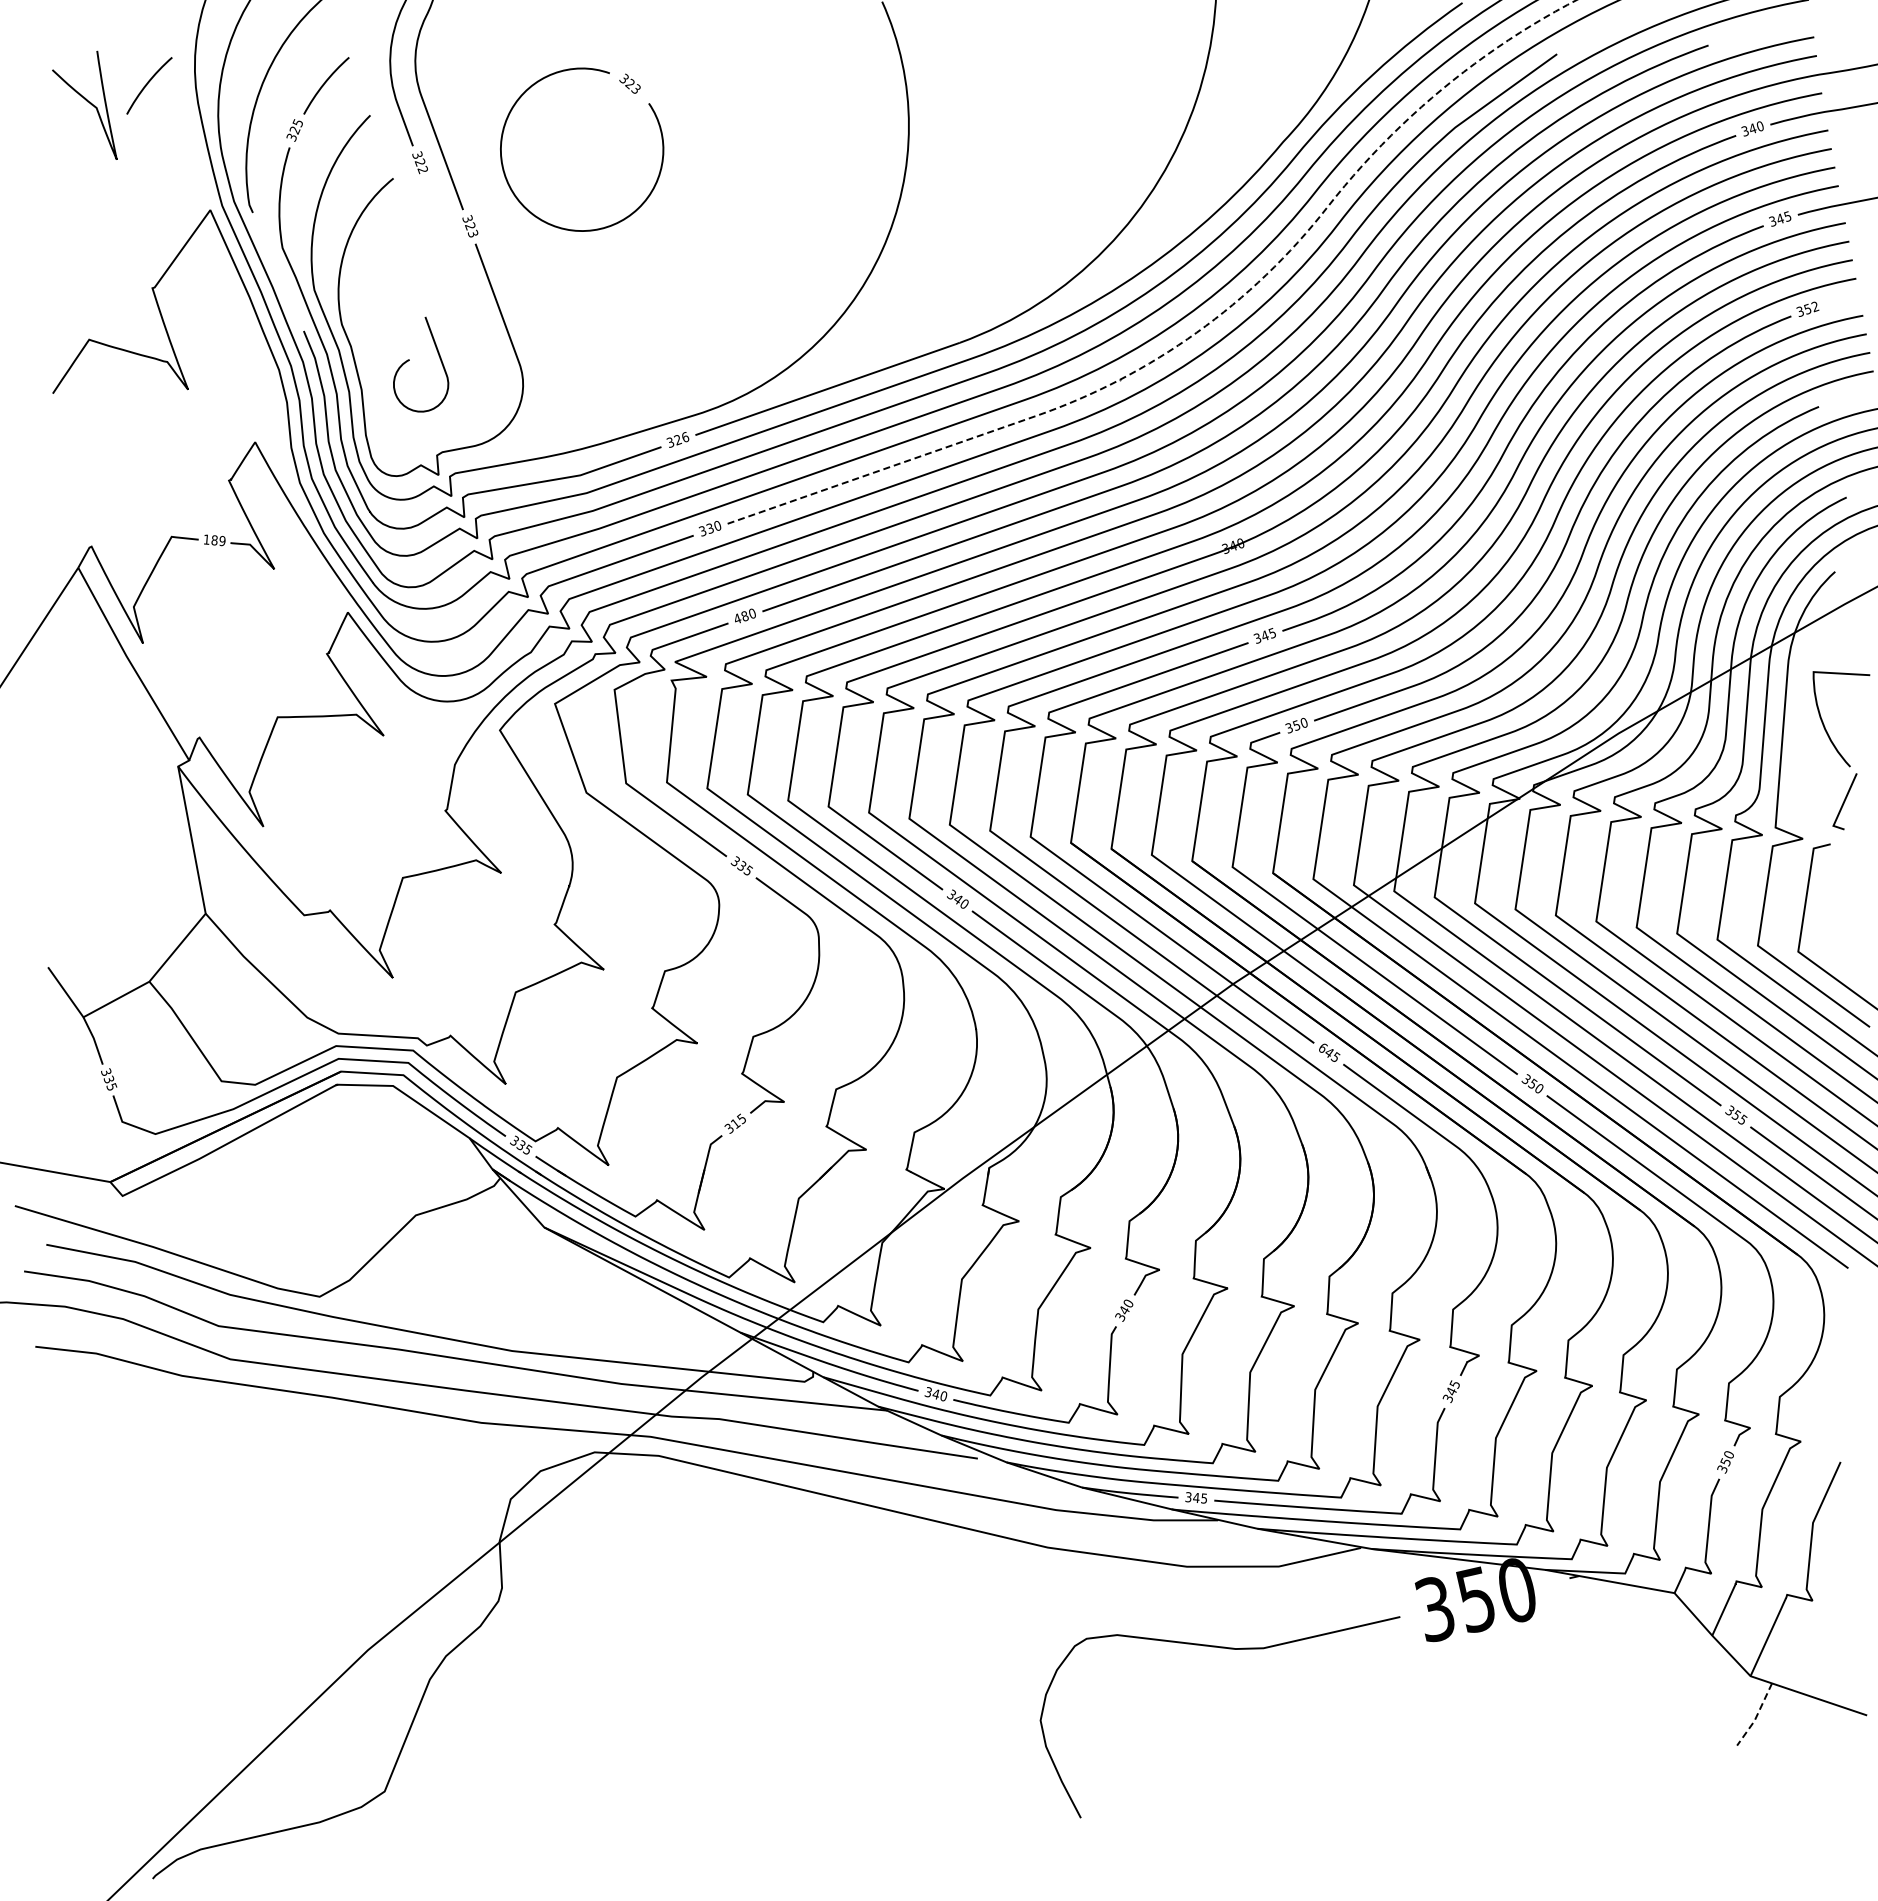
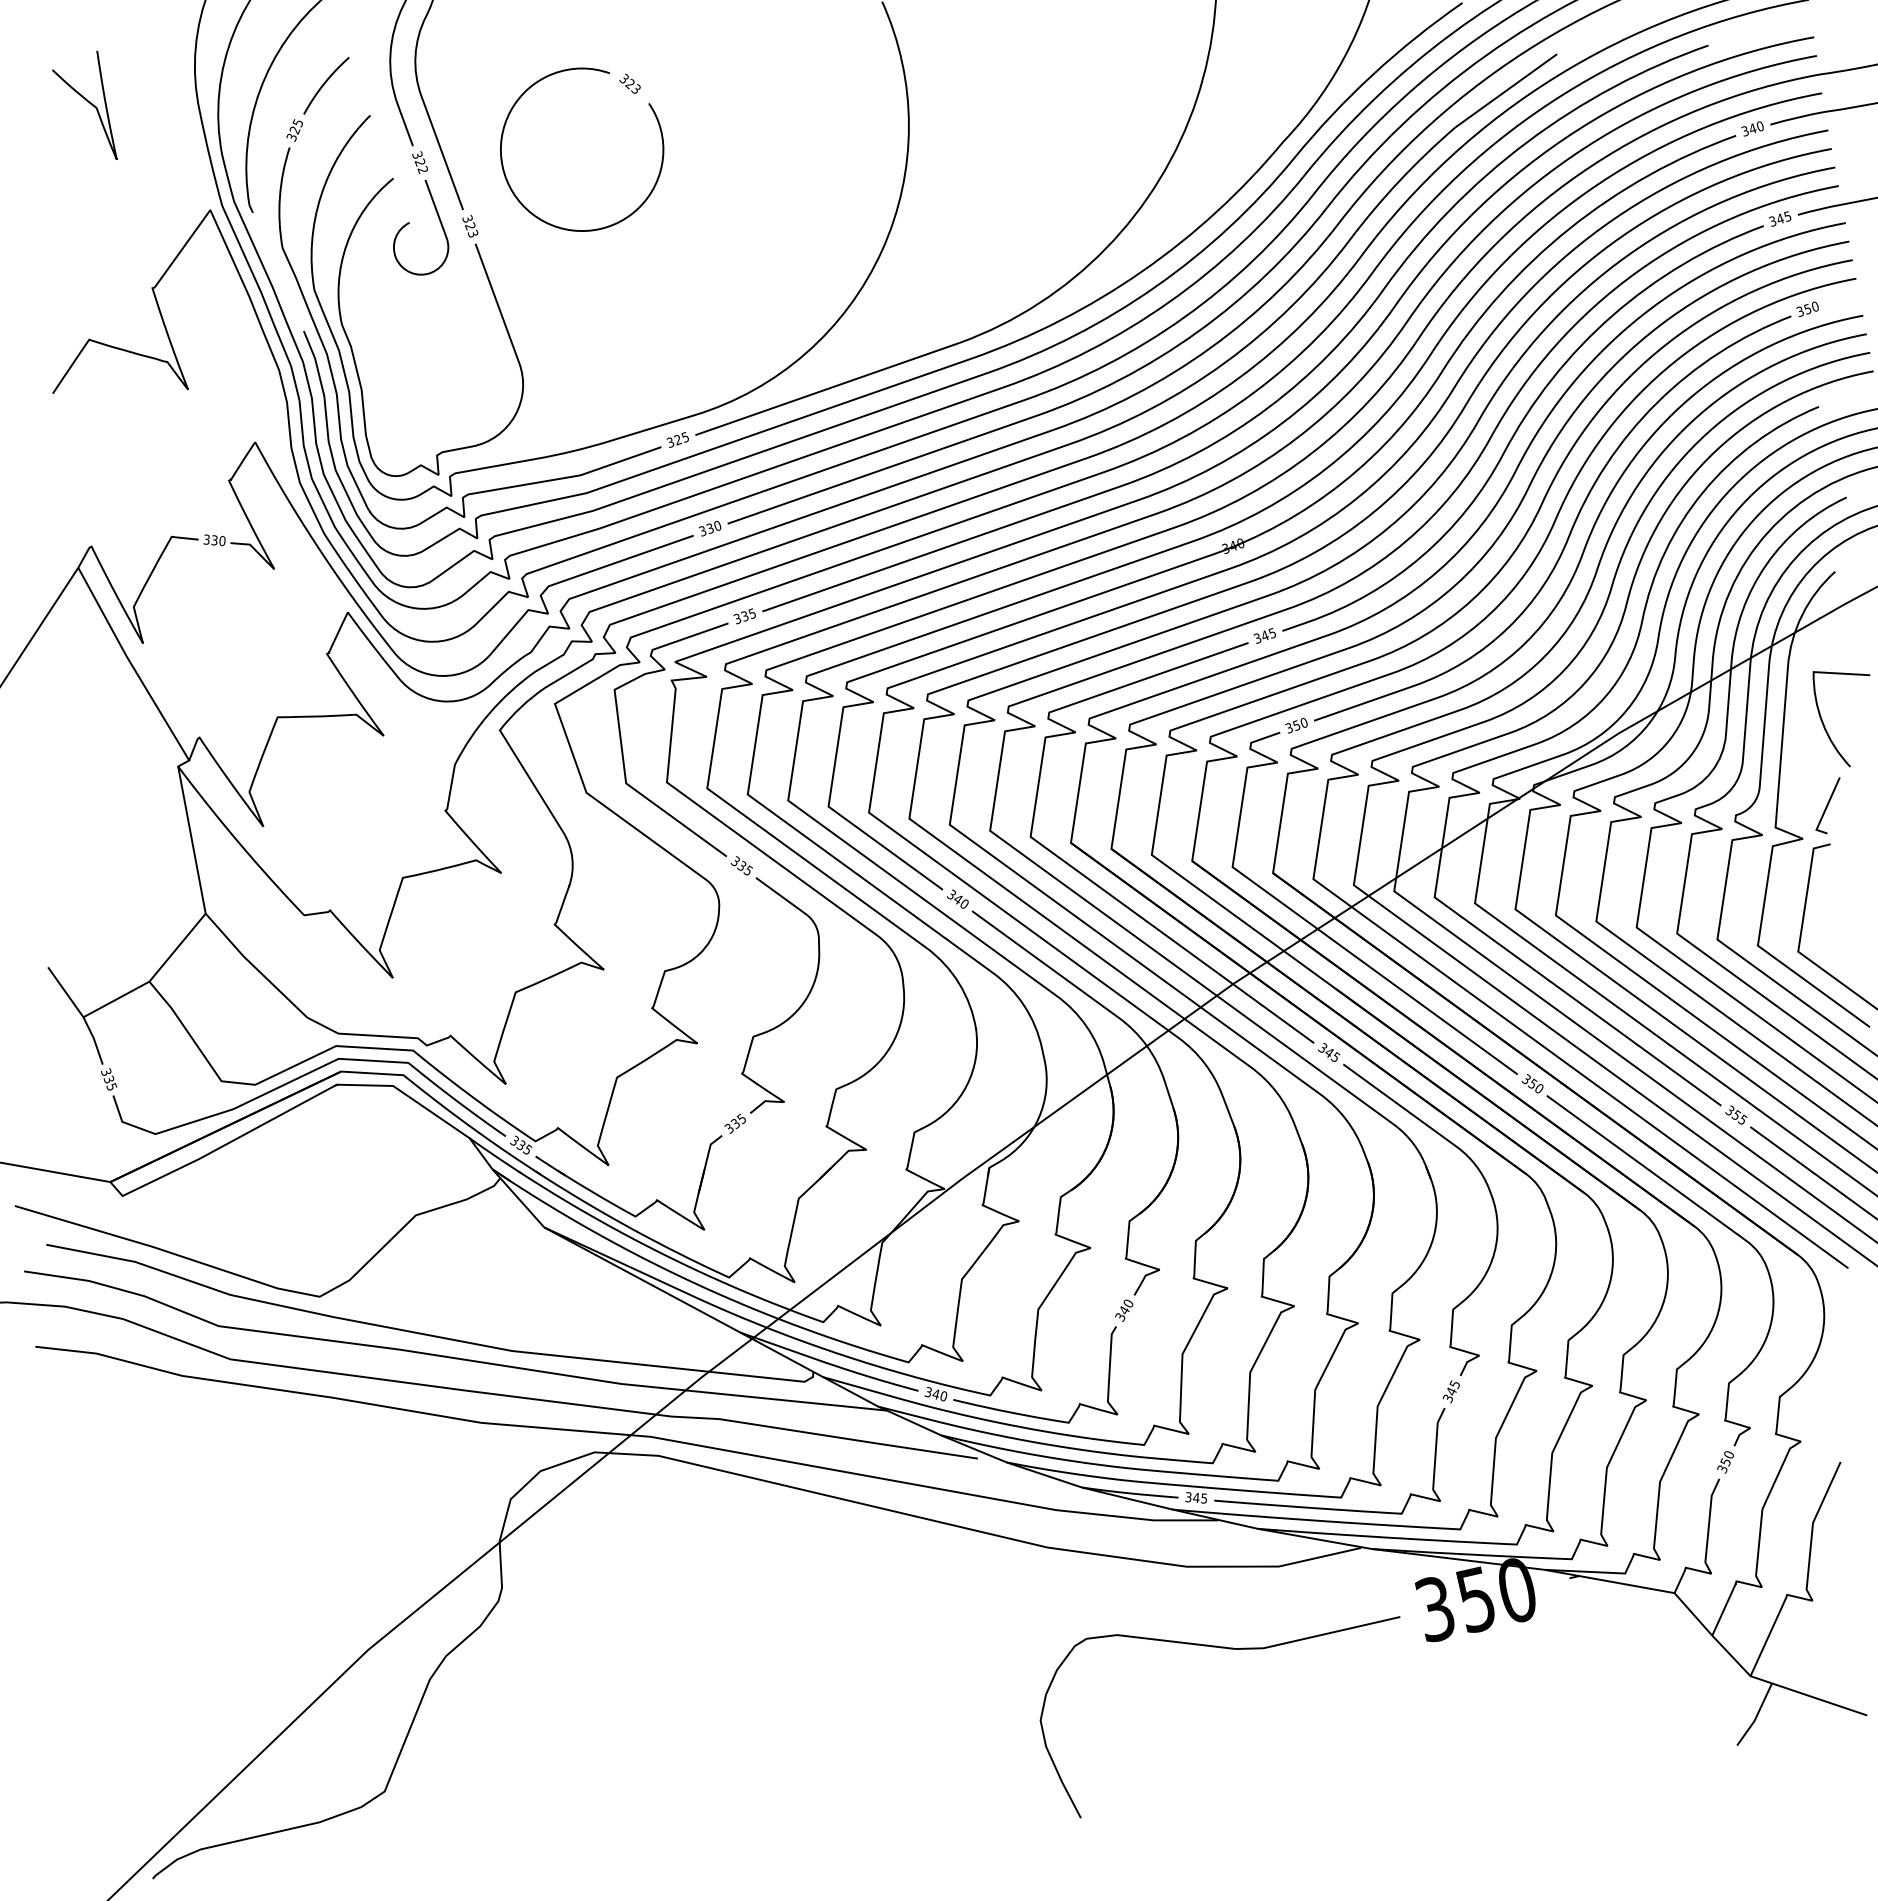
curve: present -> none (147, 85)
text: 352 -> 350 (1815, 307)
line: dashed -> solid (1202, 328)
curve position: (409, 360) -> (409, 223) (409, 223)
text: 326 -> 325 (685, 437)
text: 189 -> 330 (214, 540)
text: 480 -> 335 (744, 616)
line position: (1844, 801) -> (1827, 805) (1827, 805)
text: 645 -> 345 (1322, 1047)
text: 315 -> 335 (735, 1123)
line: dashed -> solid (1756, 1716)
